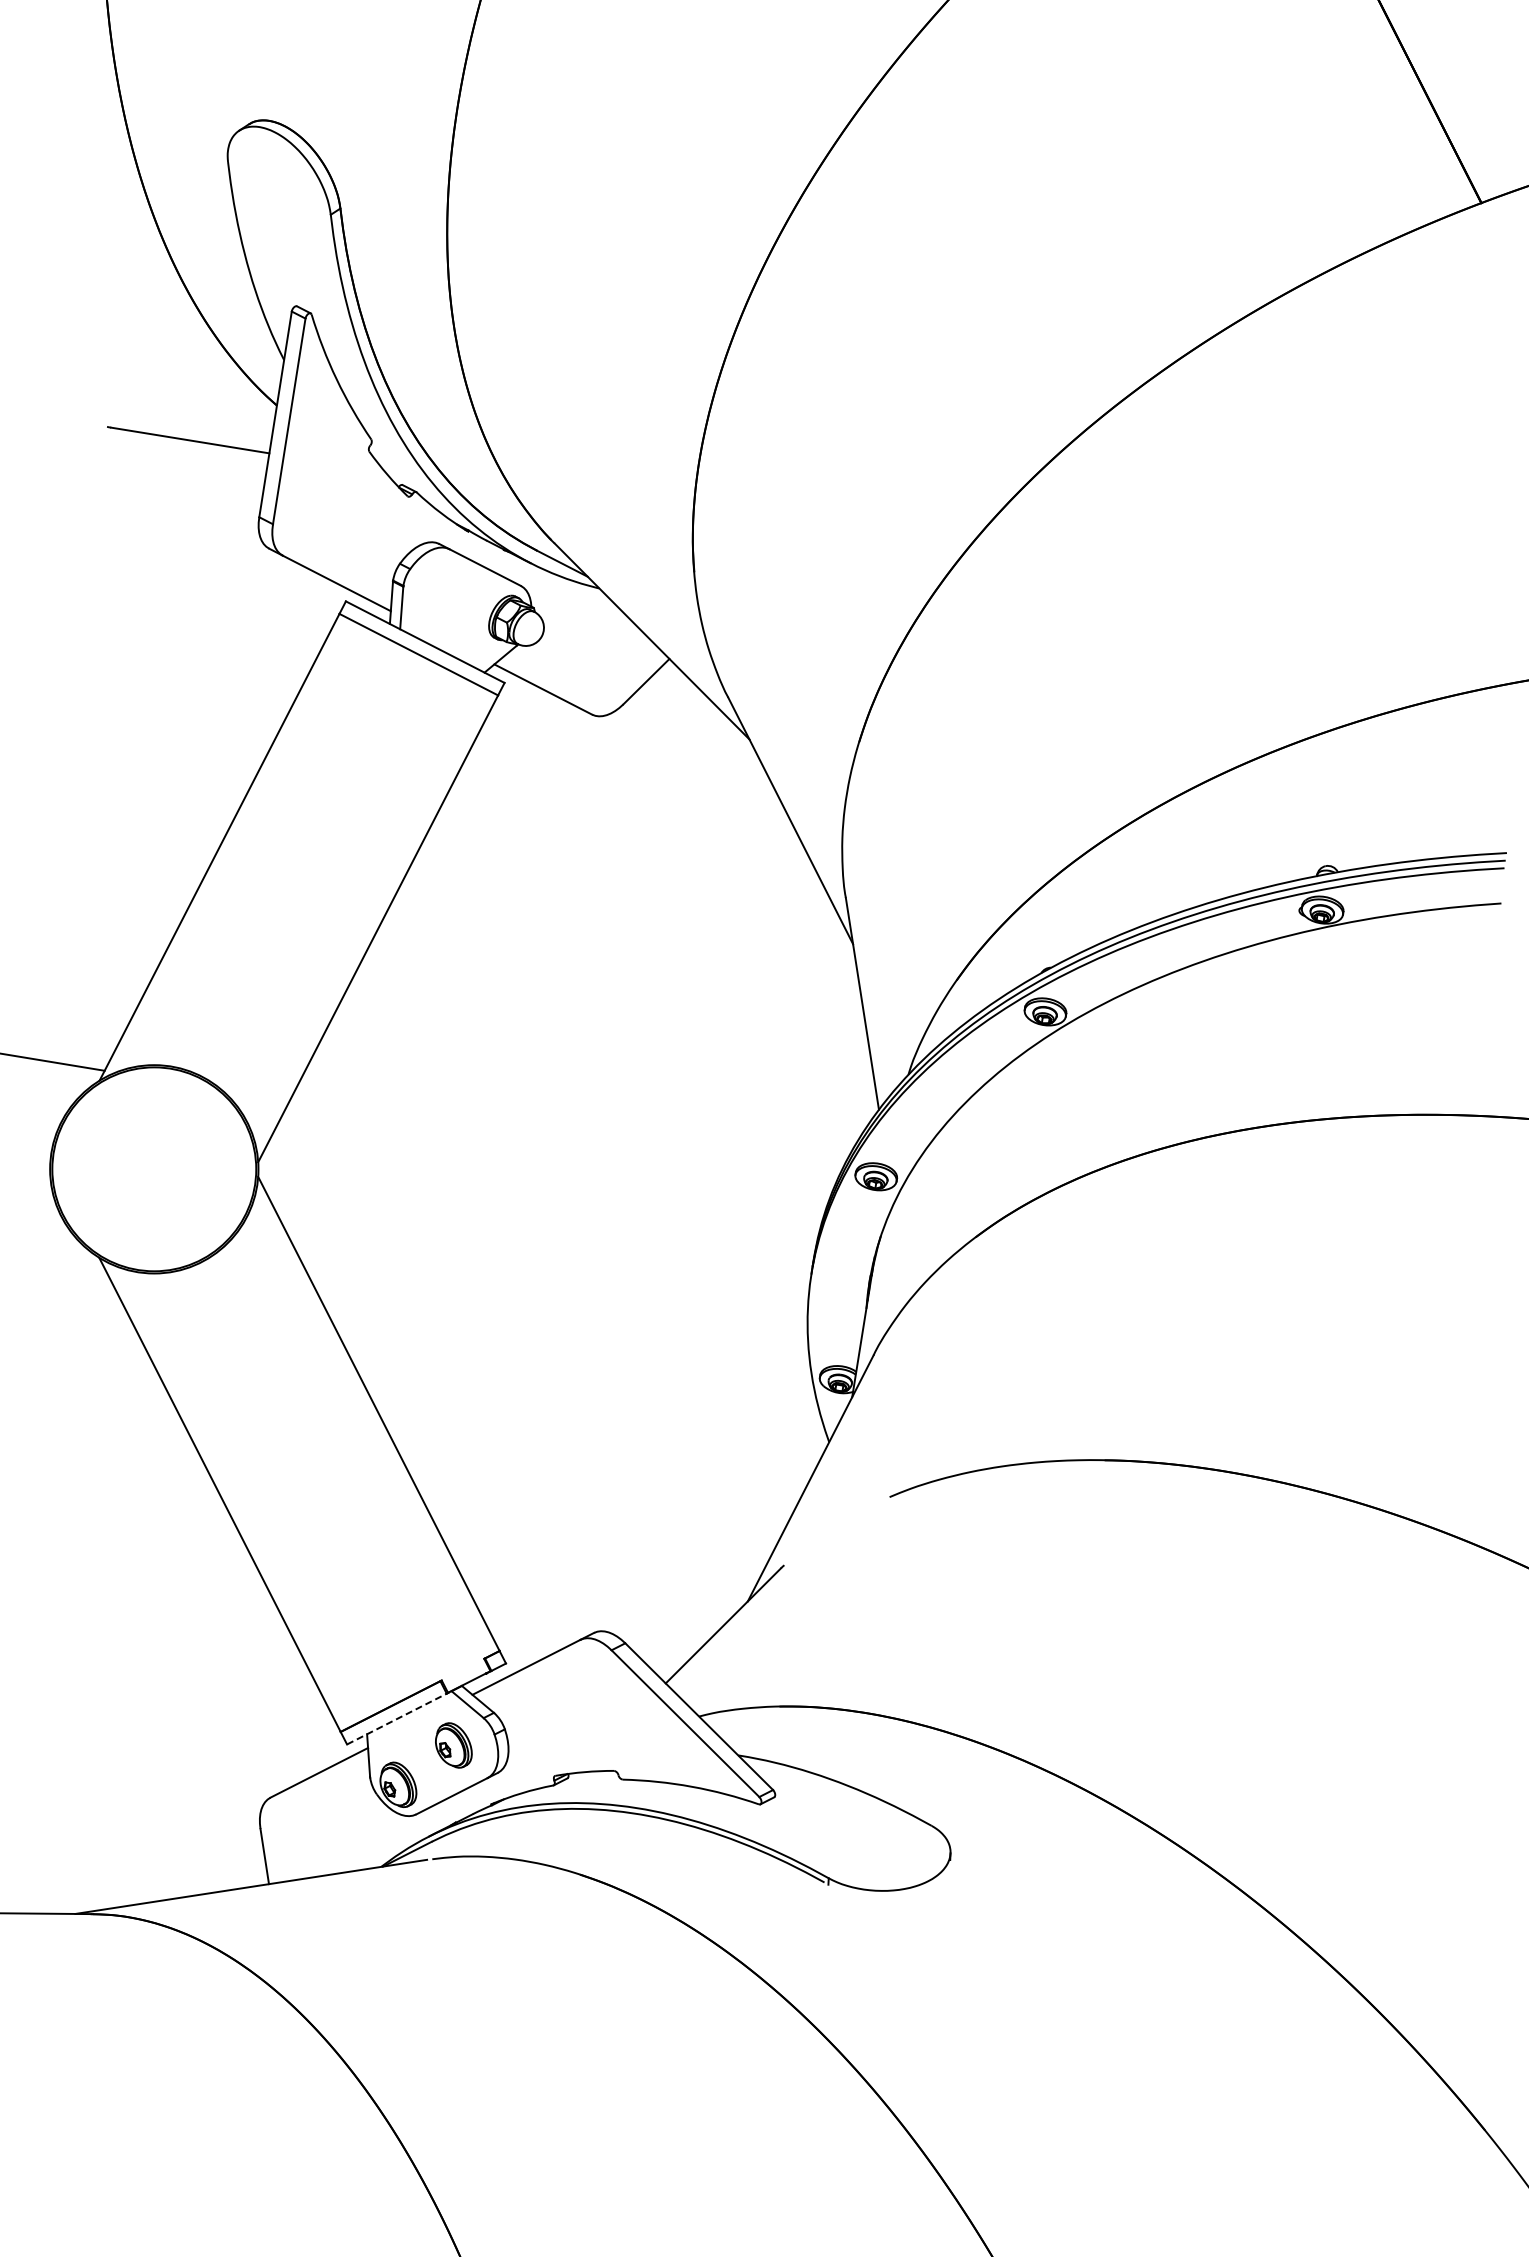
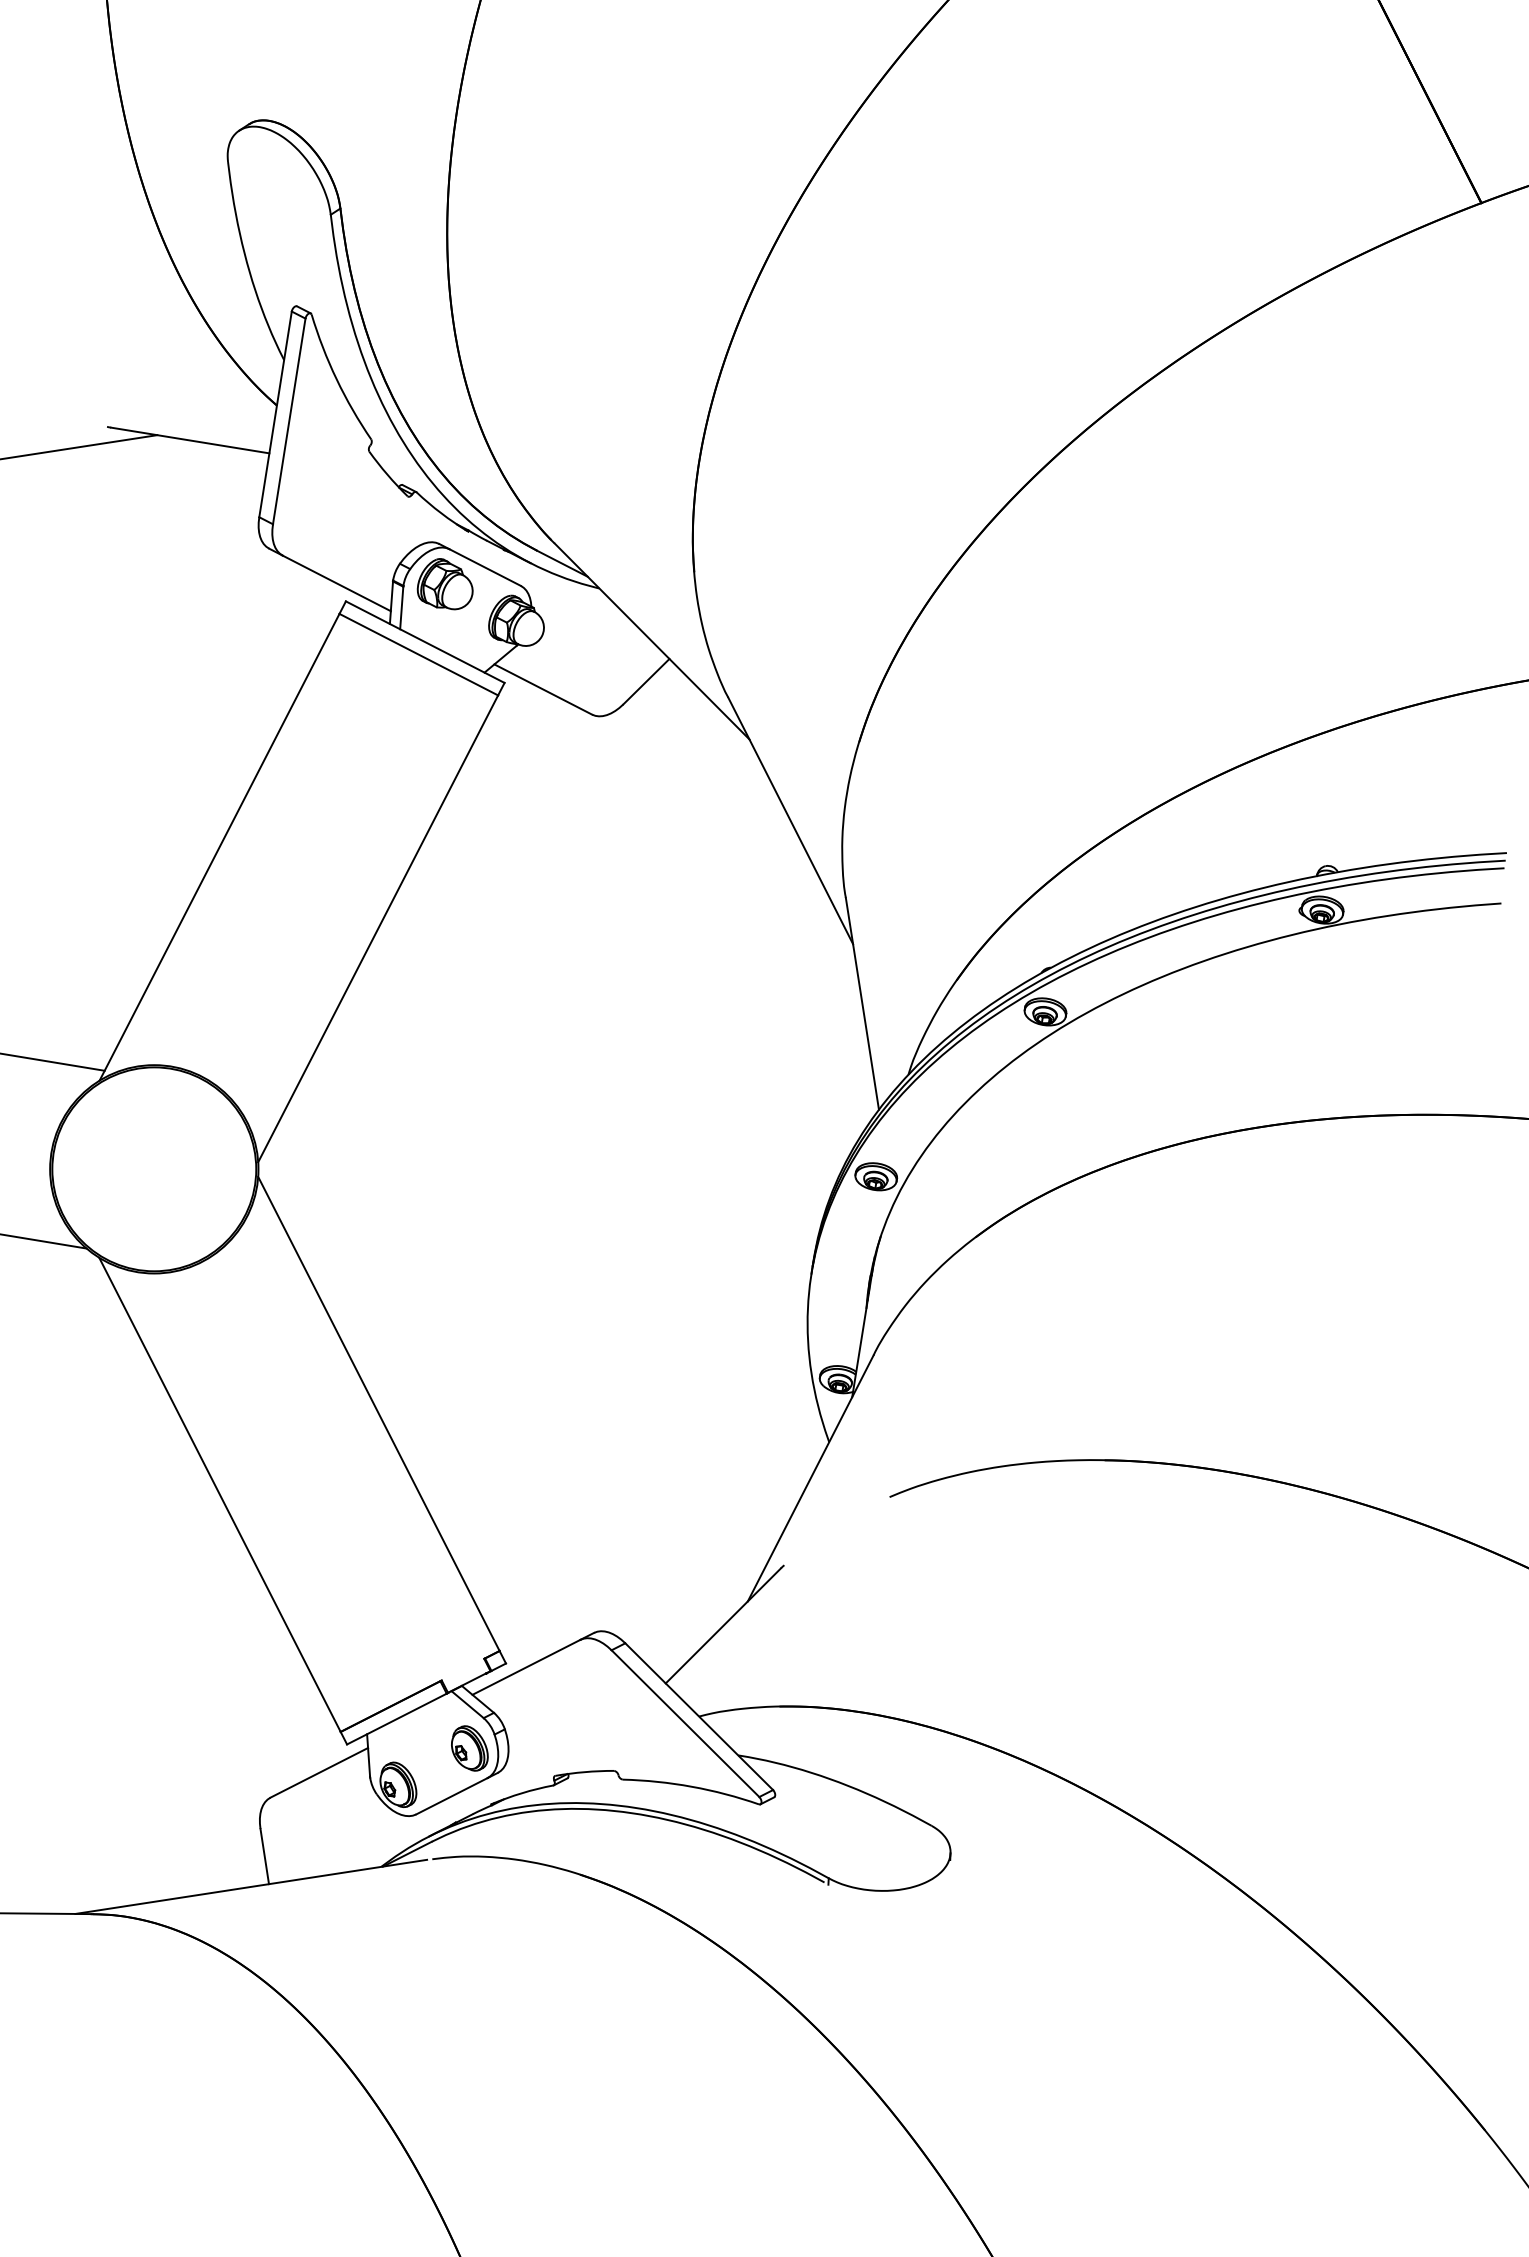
line: none -> present (79, 447)
part: none -> present (444, 584)
line: none -> present (44, 1241)
line: dashed -> solid (396, 1719)
part position: (453, 1745) -> (469, 1748) (469, 1748)
